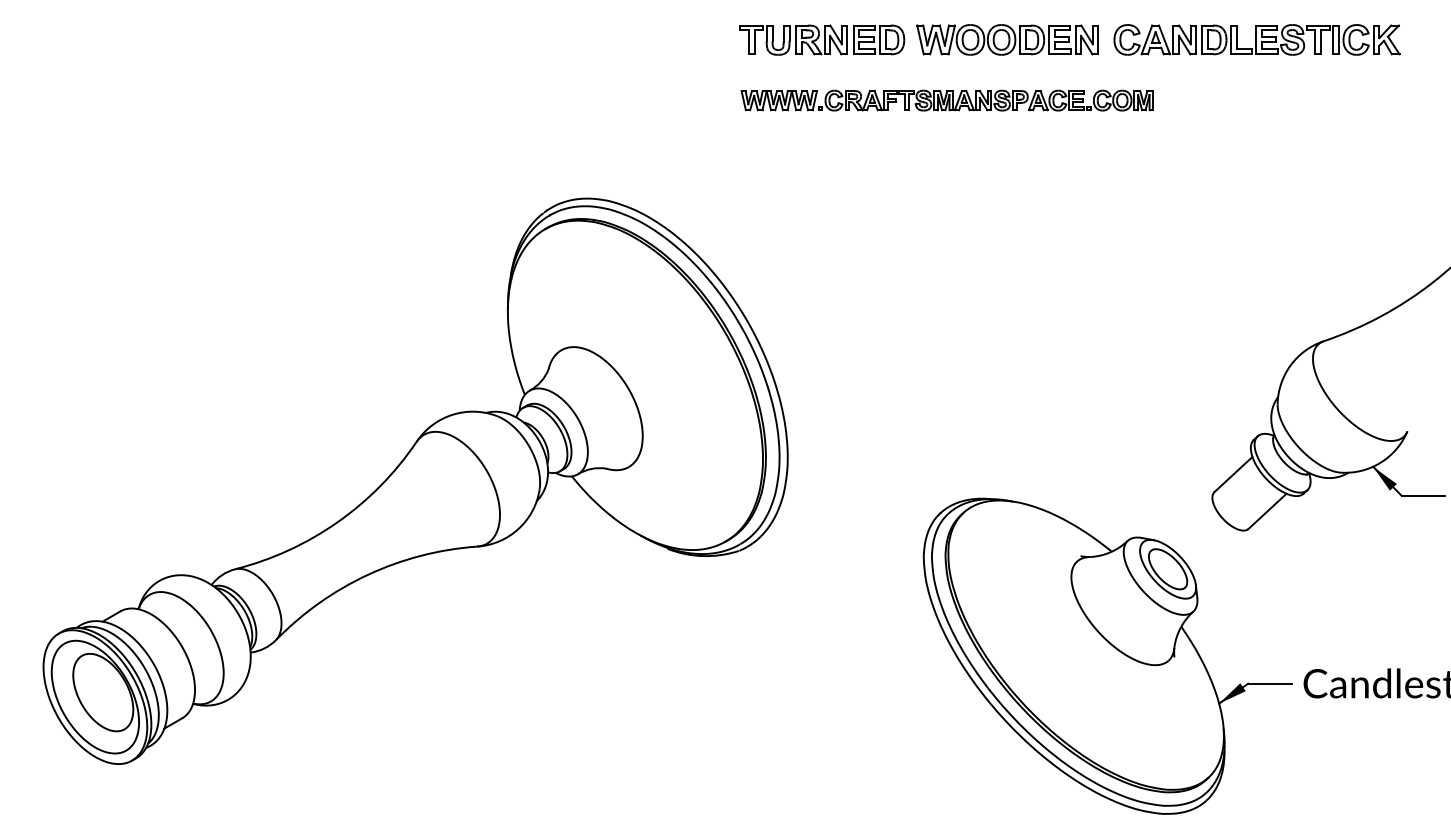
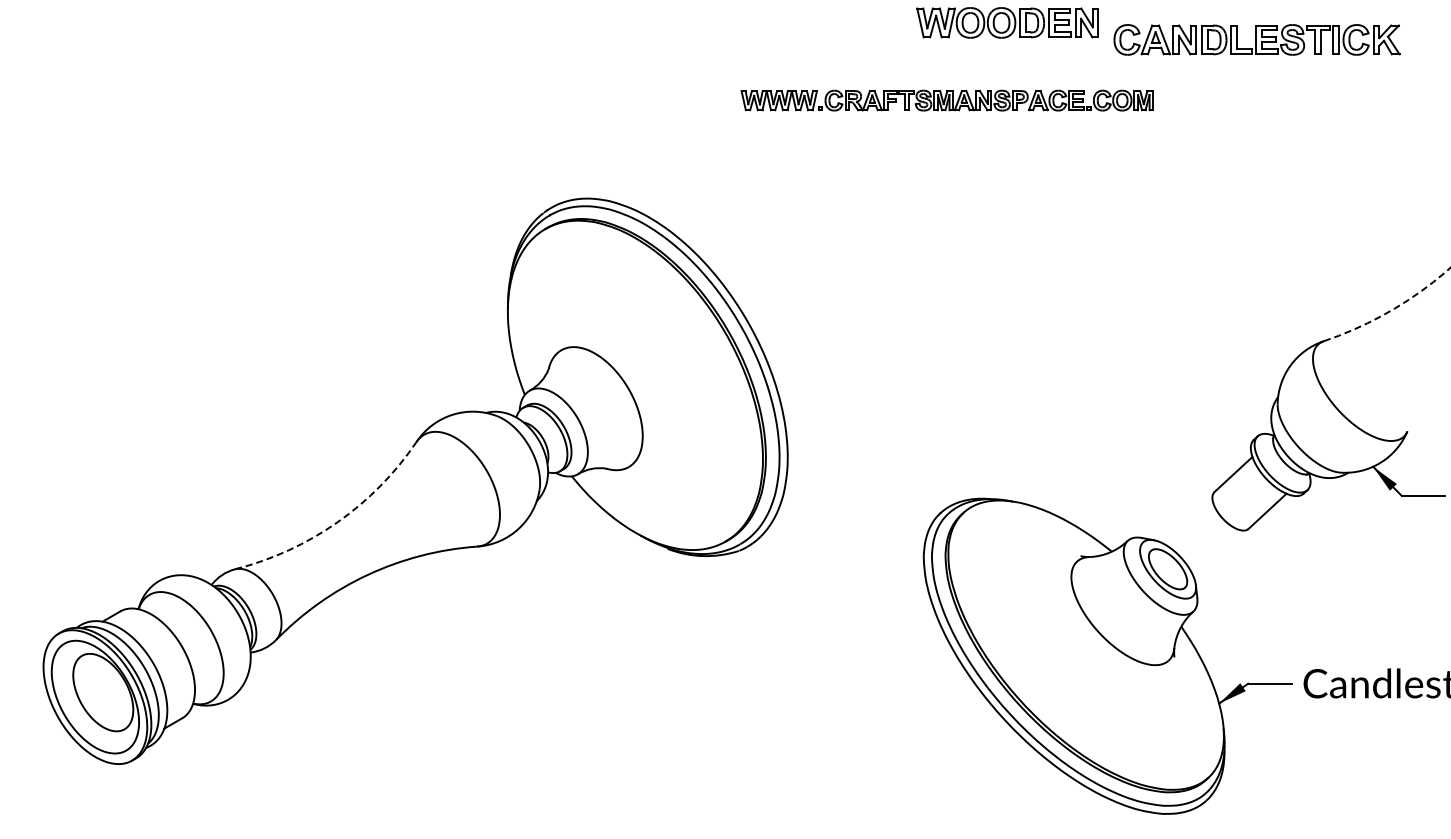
part: present -> none (822, 39)
part position: (1007, 39) -> (1007, 22) (1007, 22)
arc: solid -> dashed (1391, 310)
arc: solid -> dashed (337, 522)
